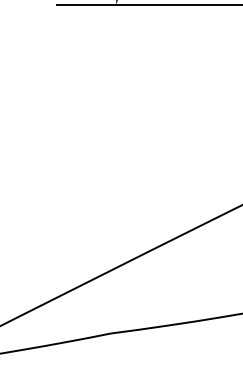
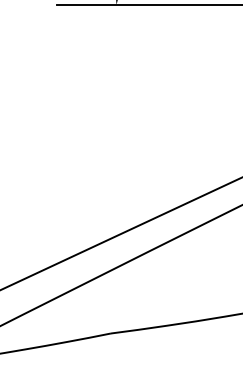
line: none -> present (120, 233)
